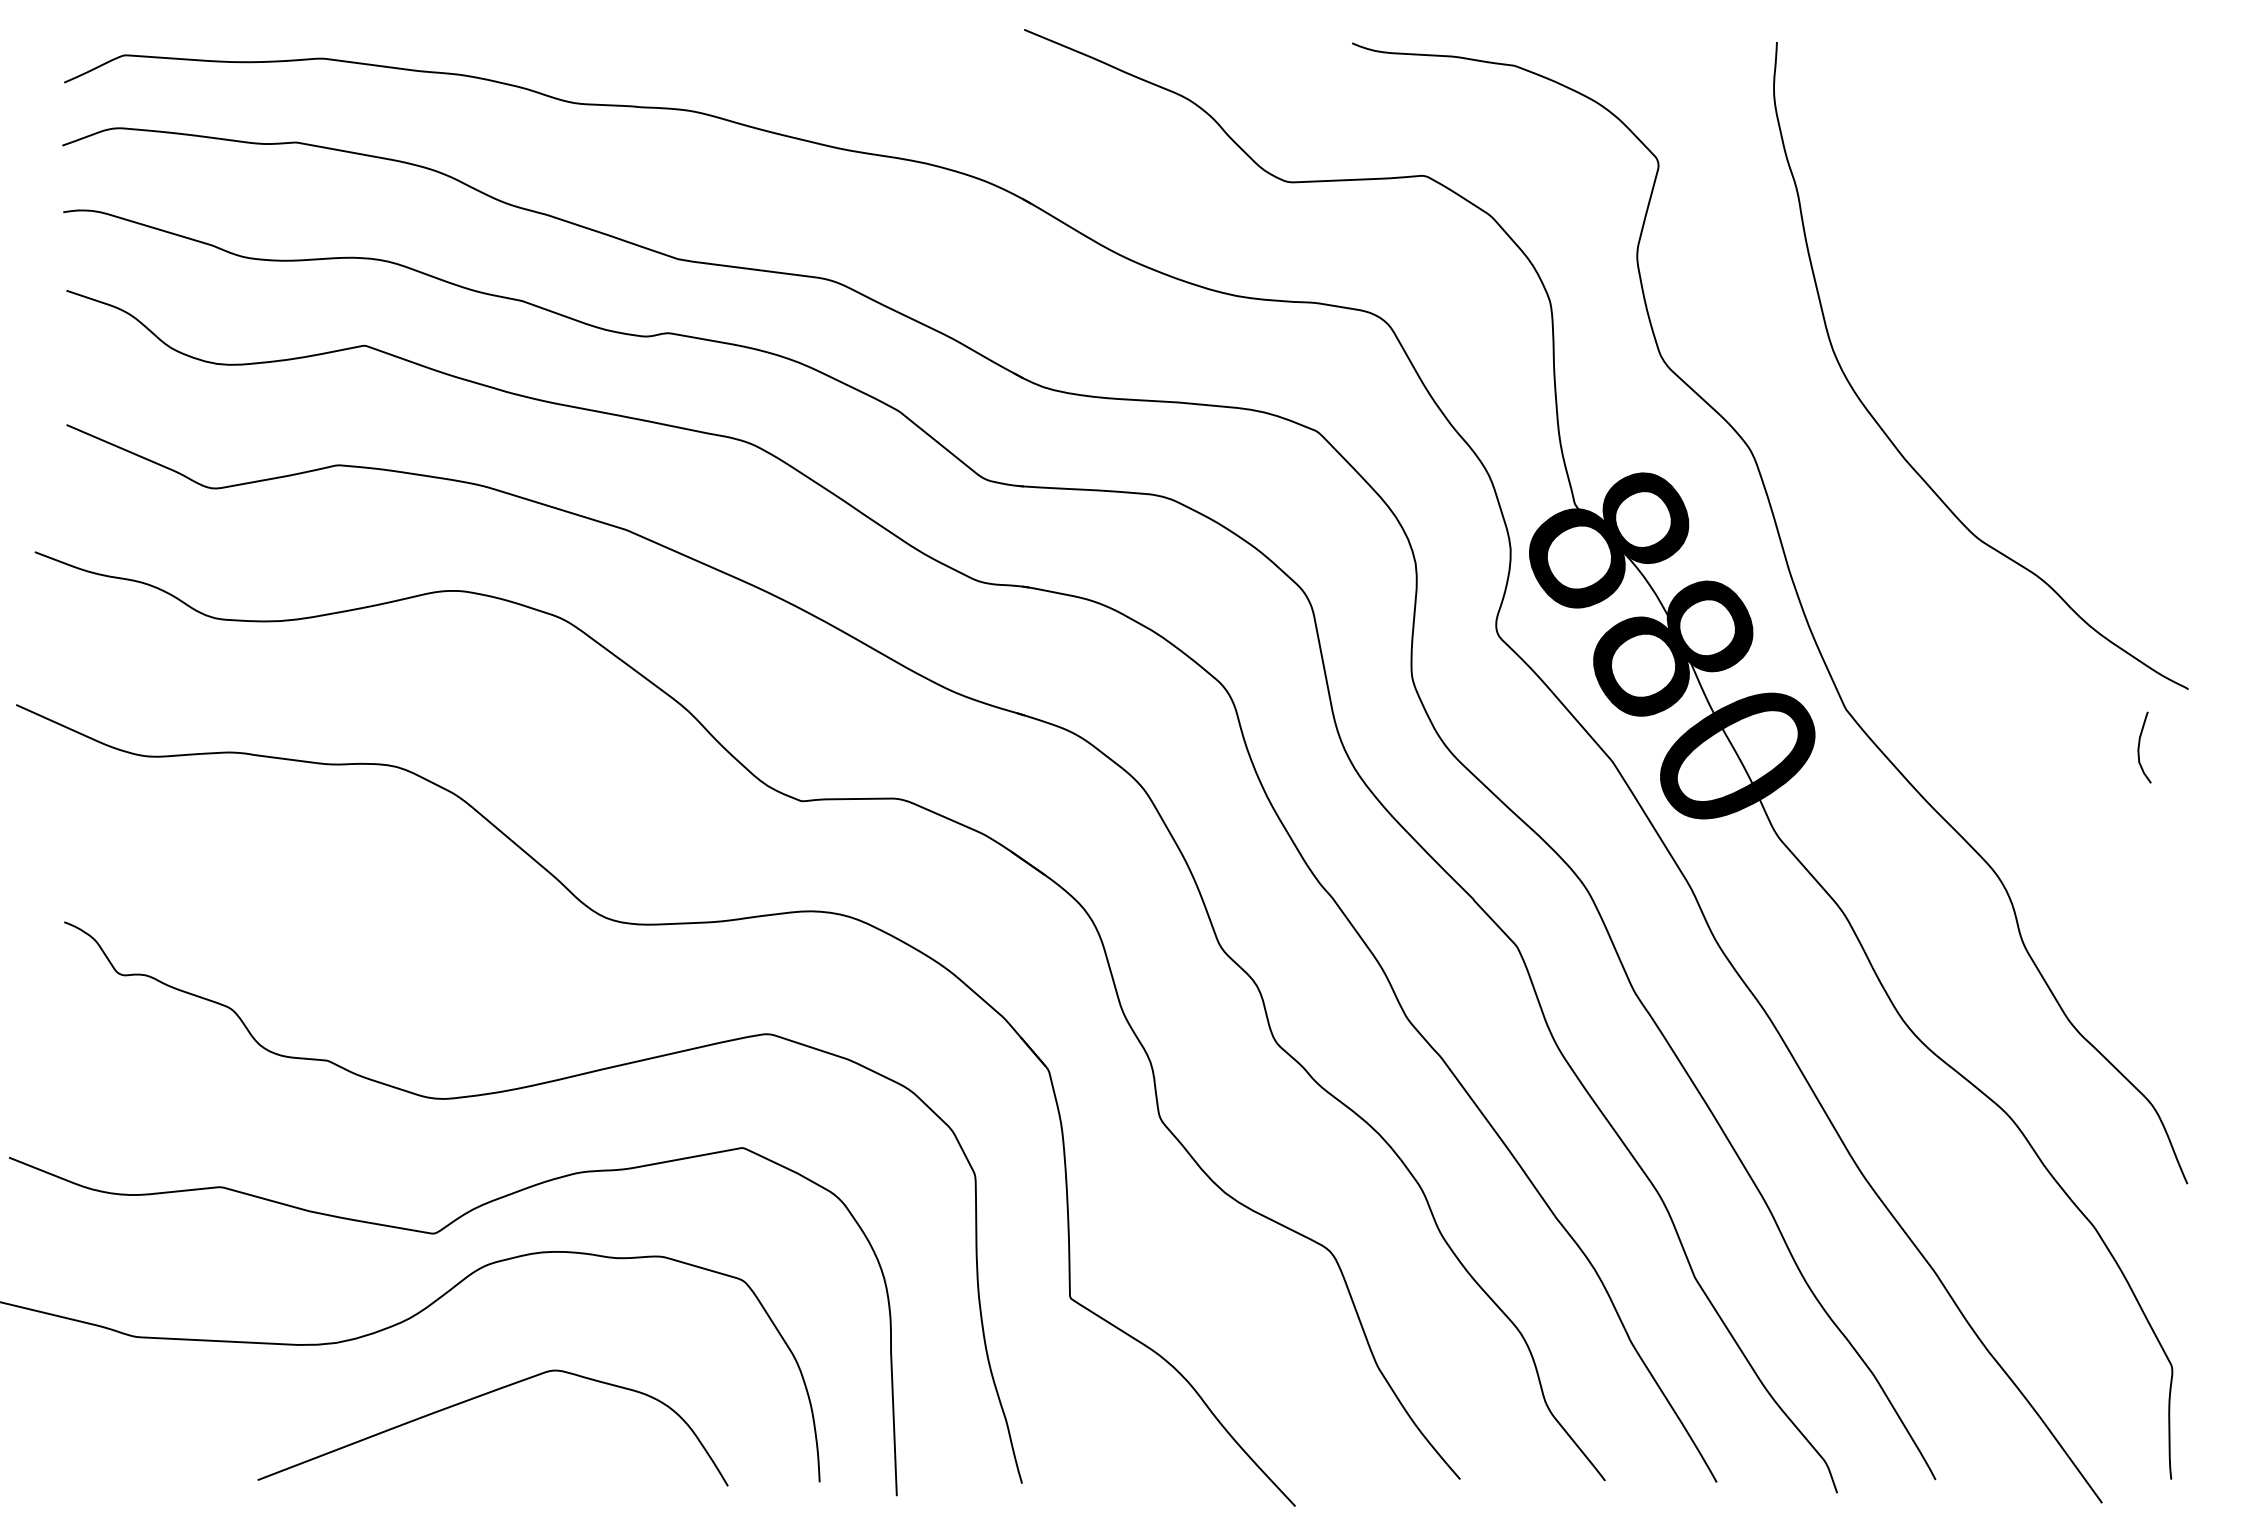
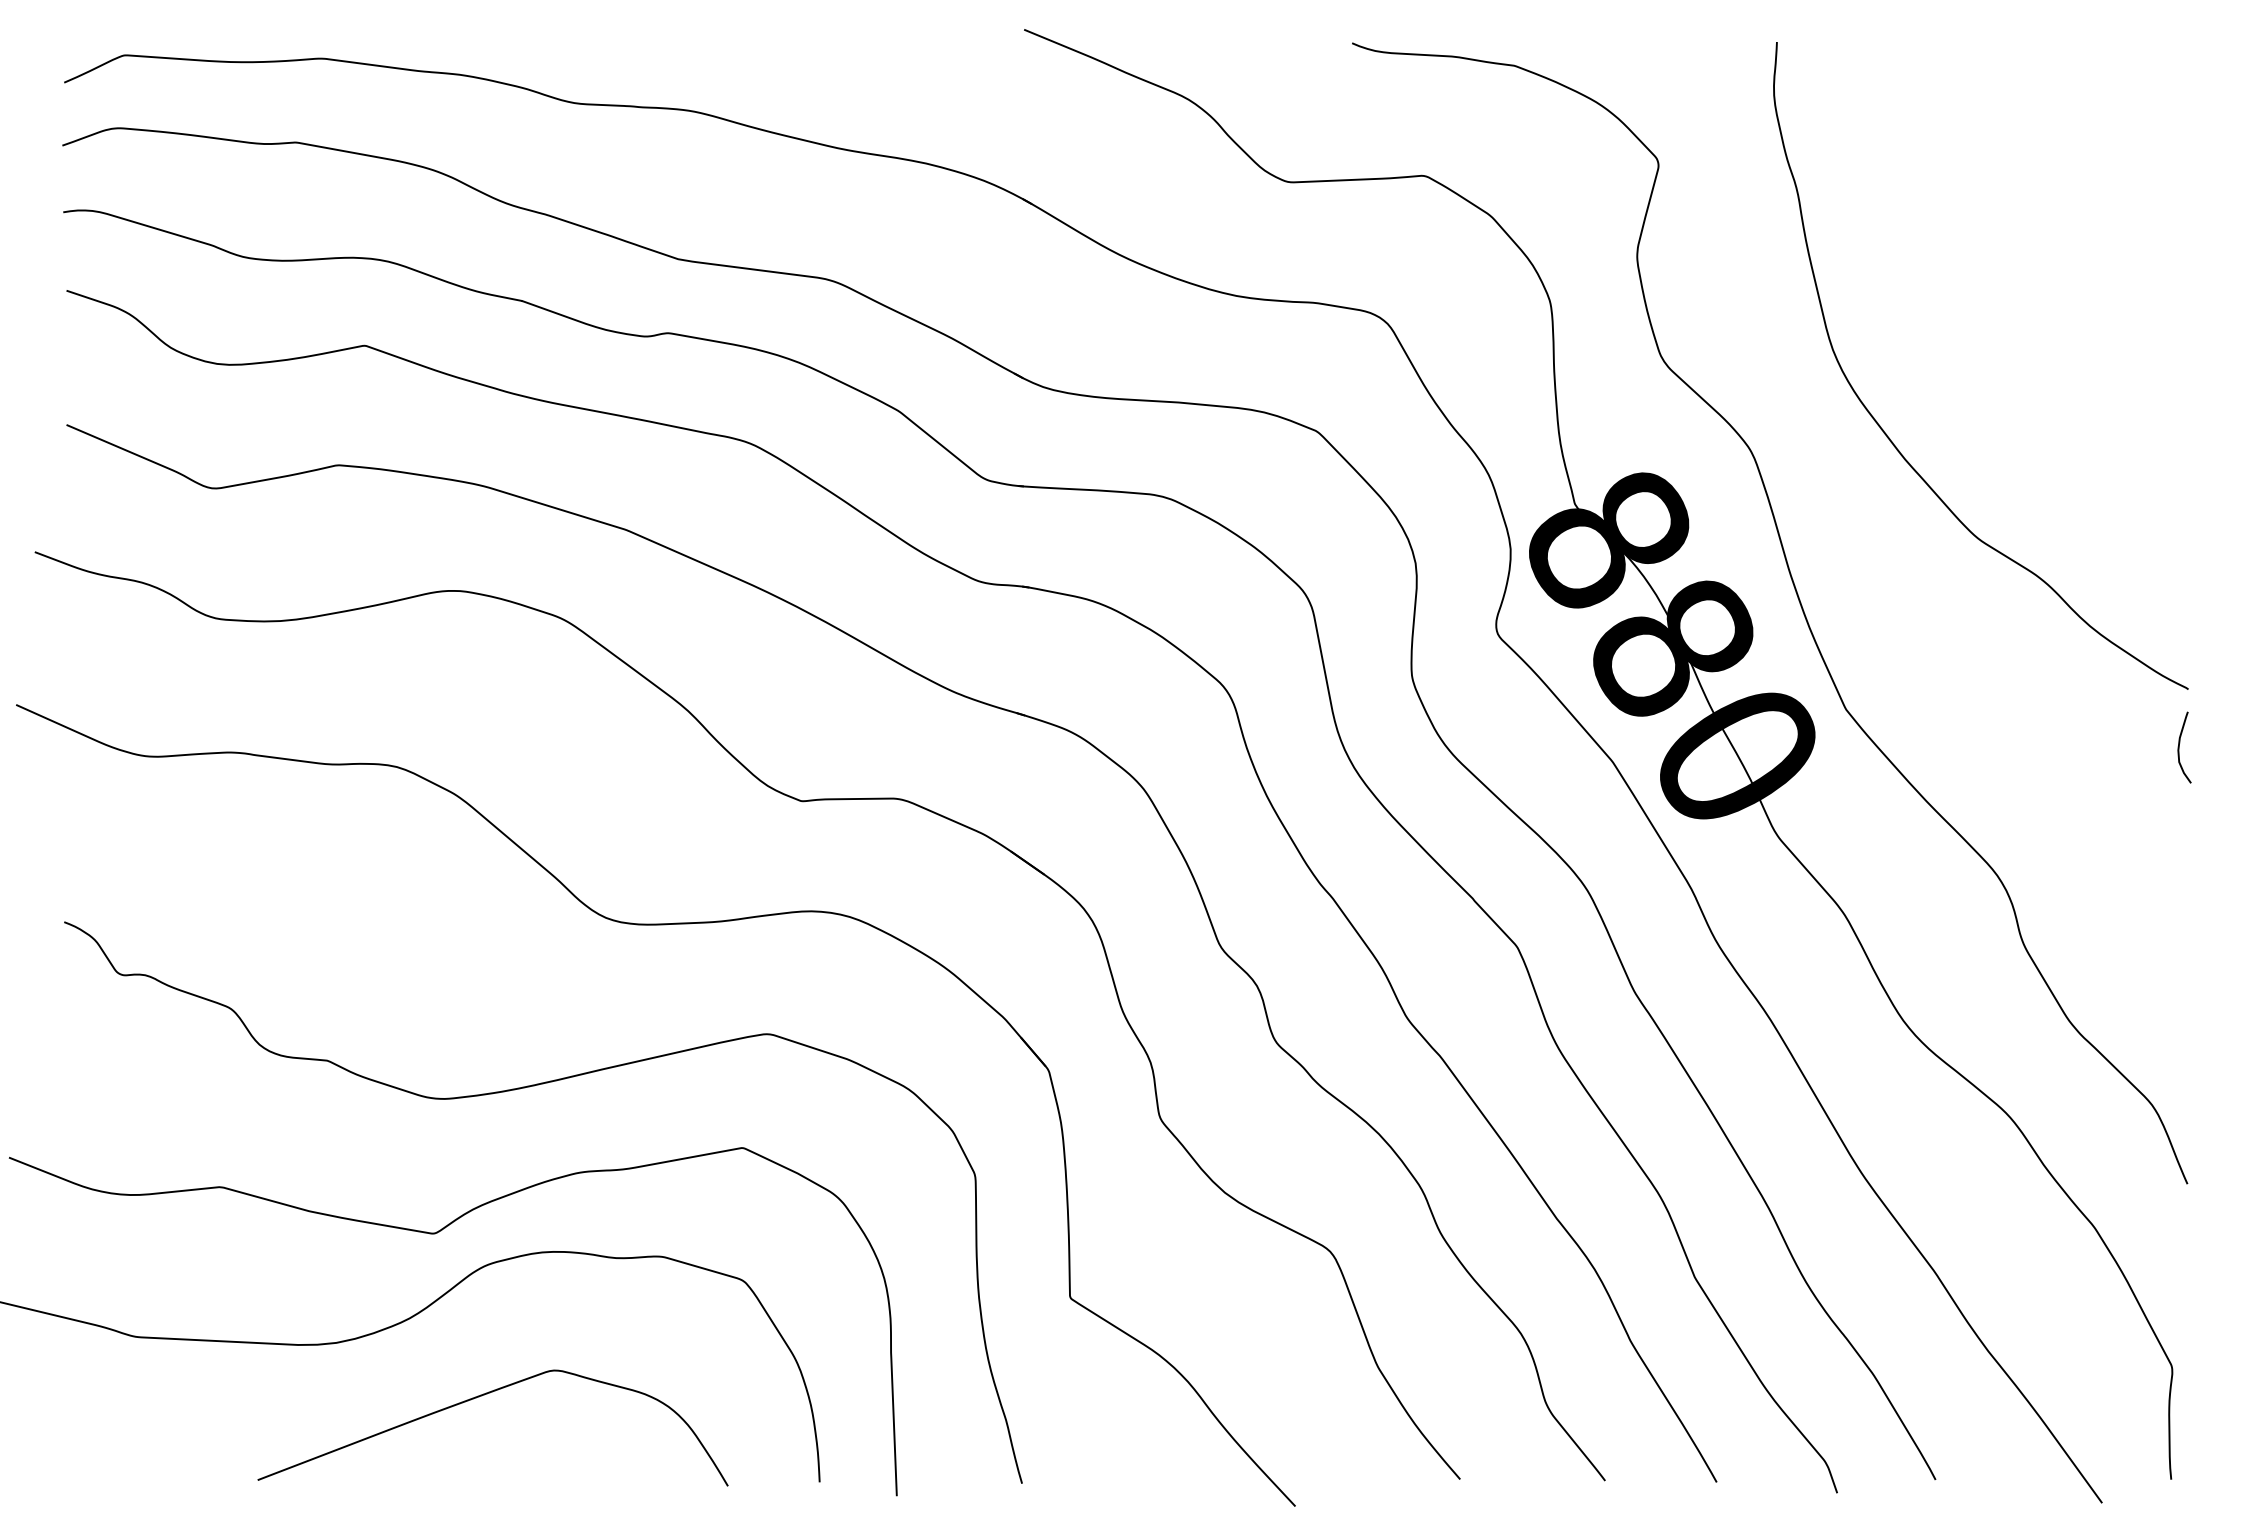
curve position: (2139, 747) -> (2179, 747) (2179, 747)
